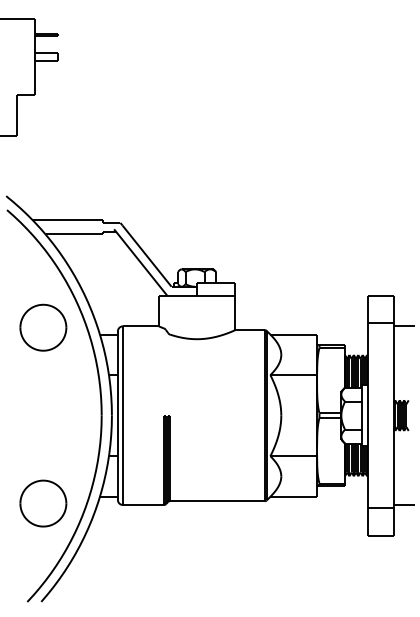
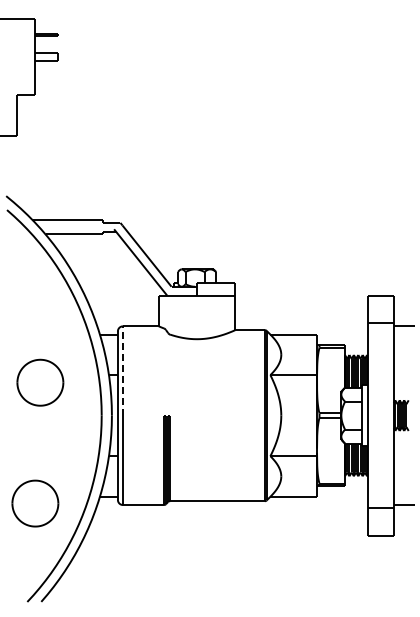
part position: (43, 327) -> (40, 382) (40, 382)
line: solid -> dashed (123, 370)
part position: (43, 503) -> (35, 503) (35, 503)
